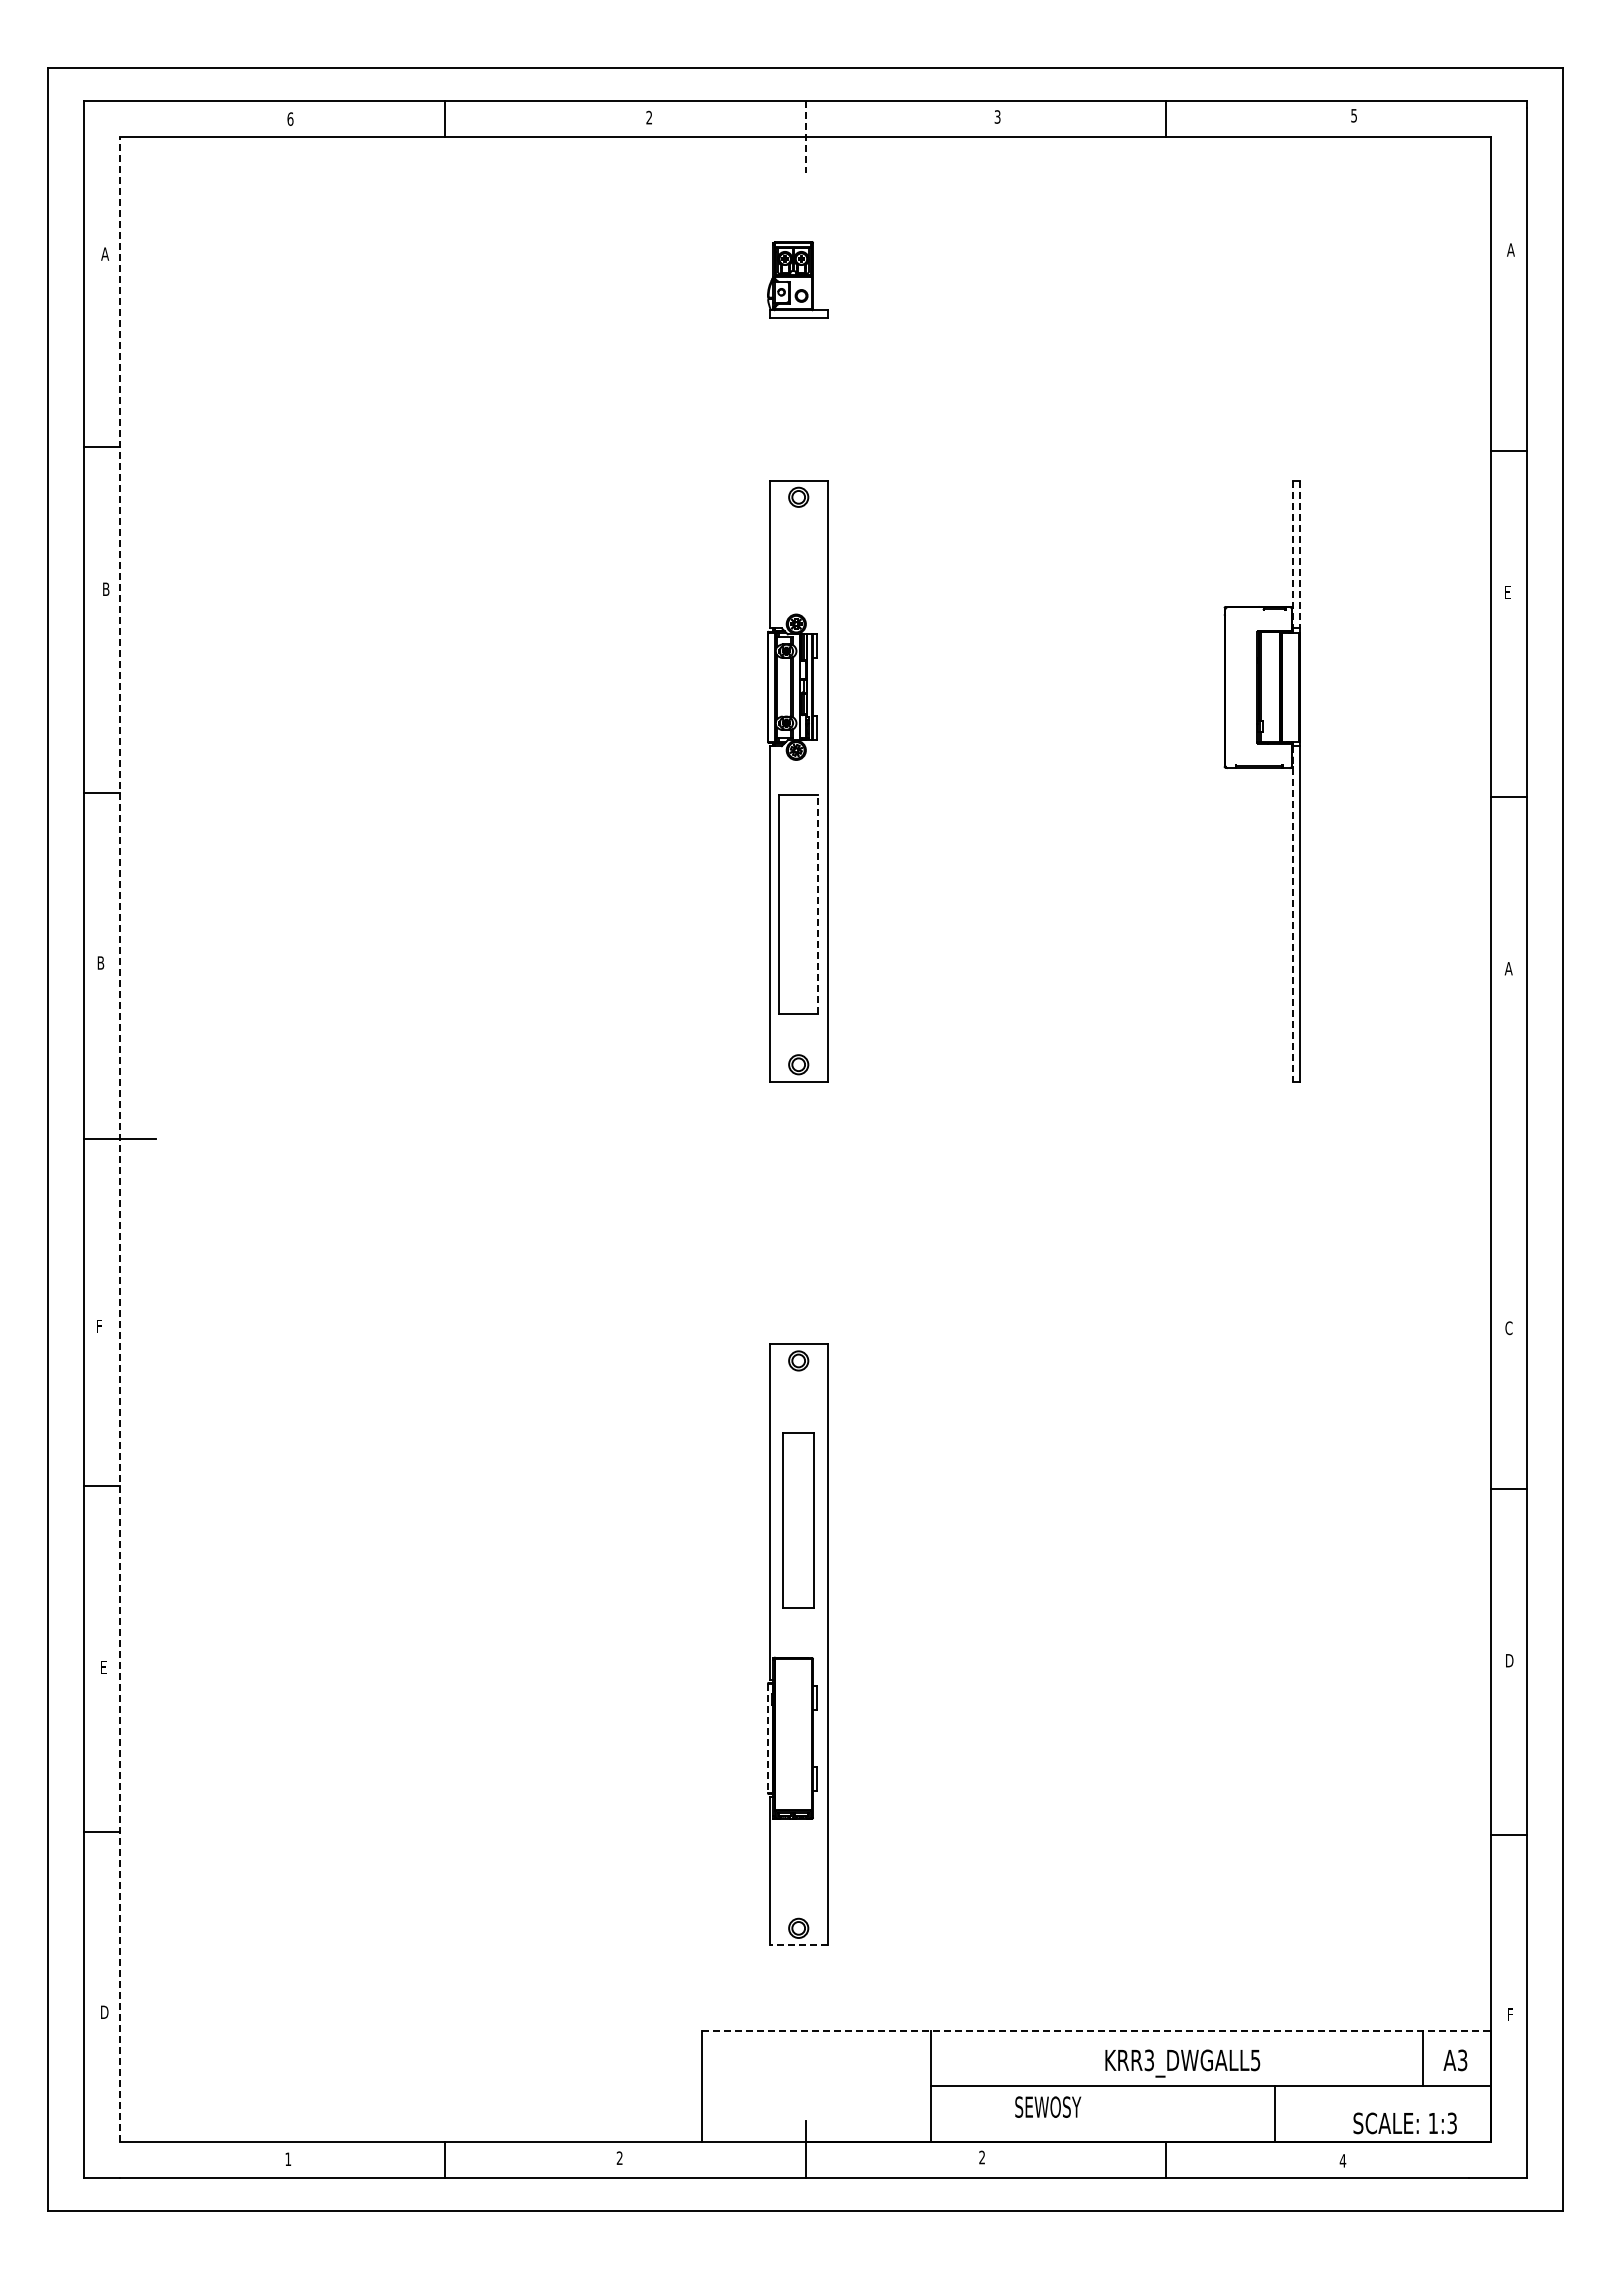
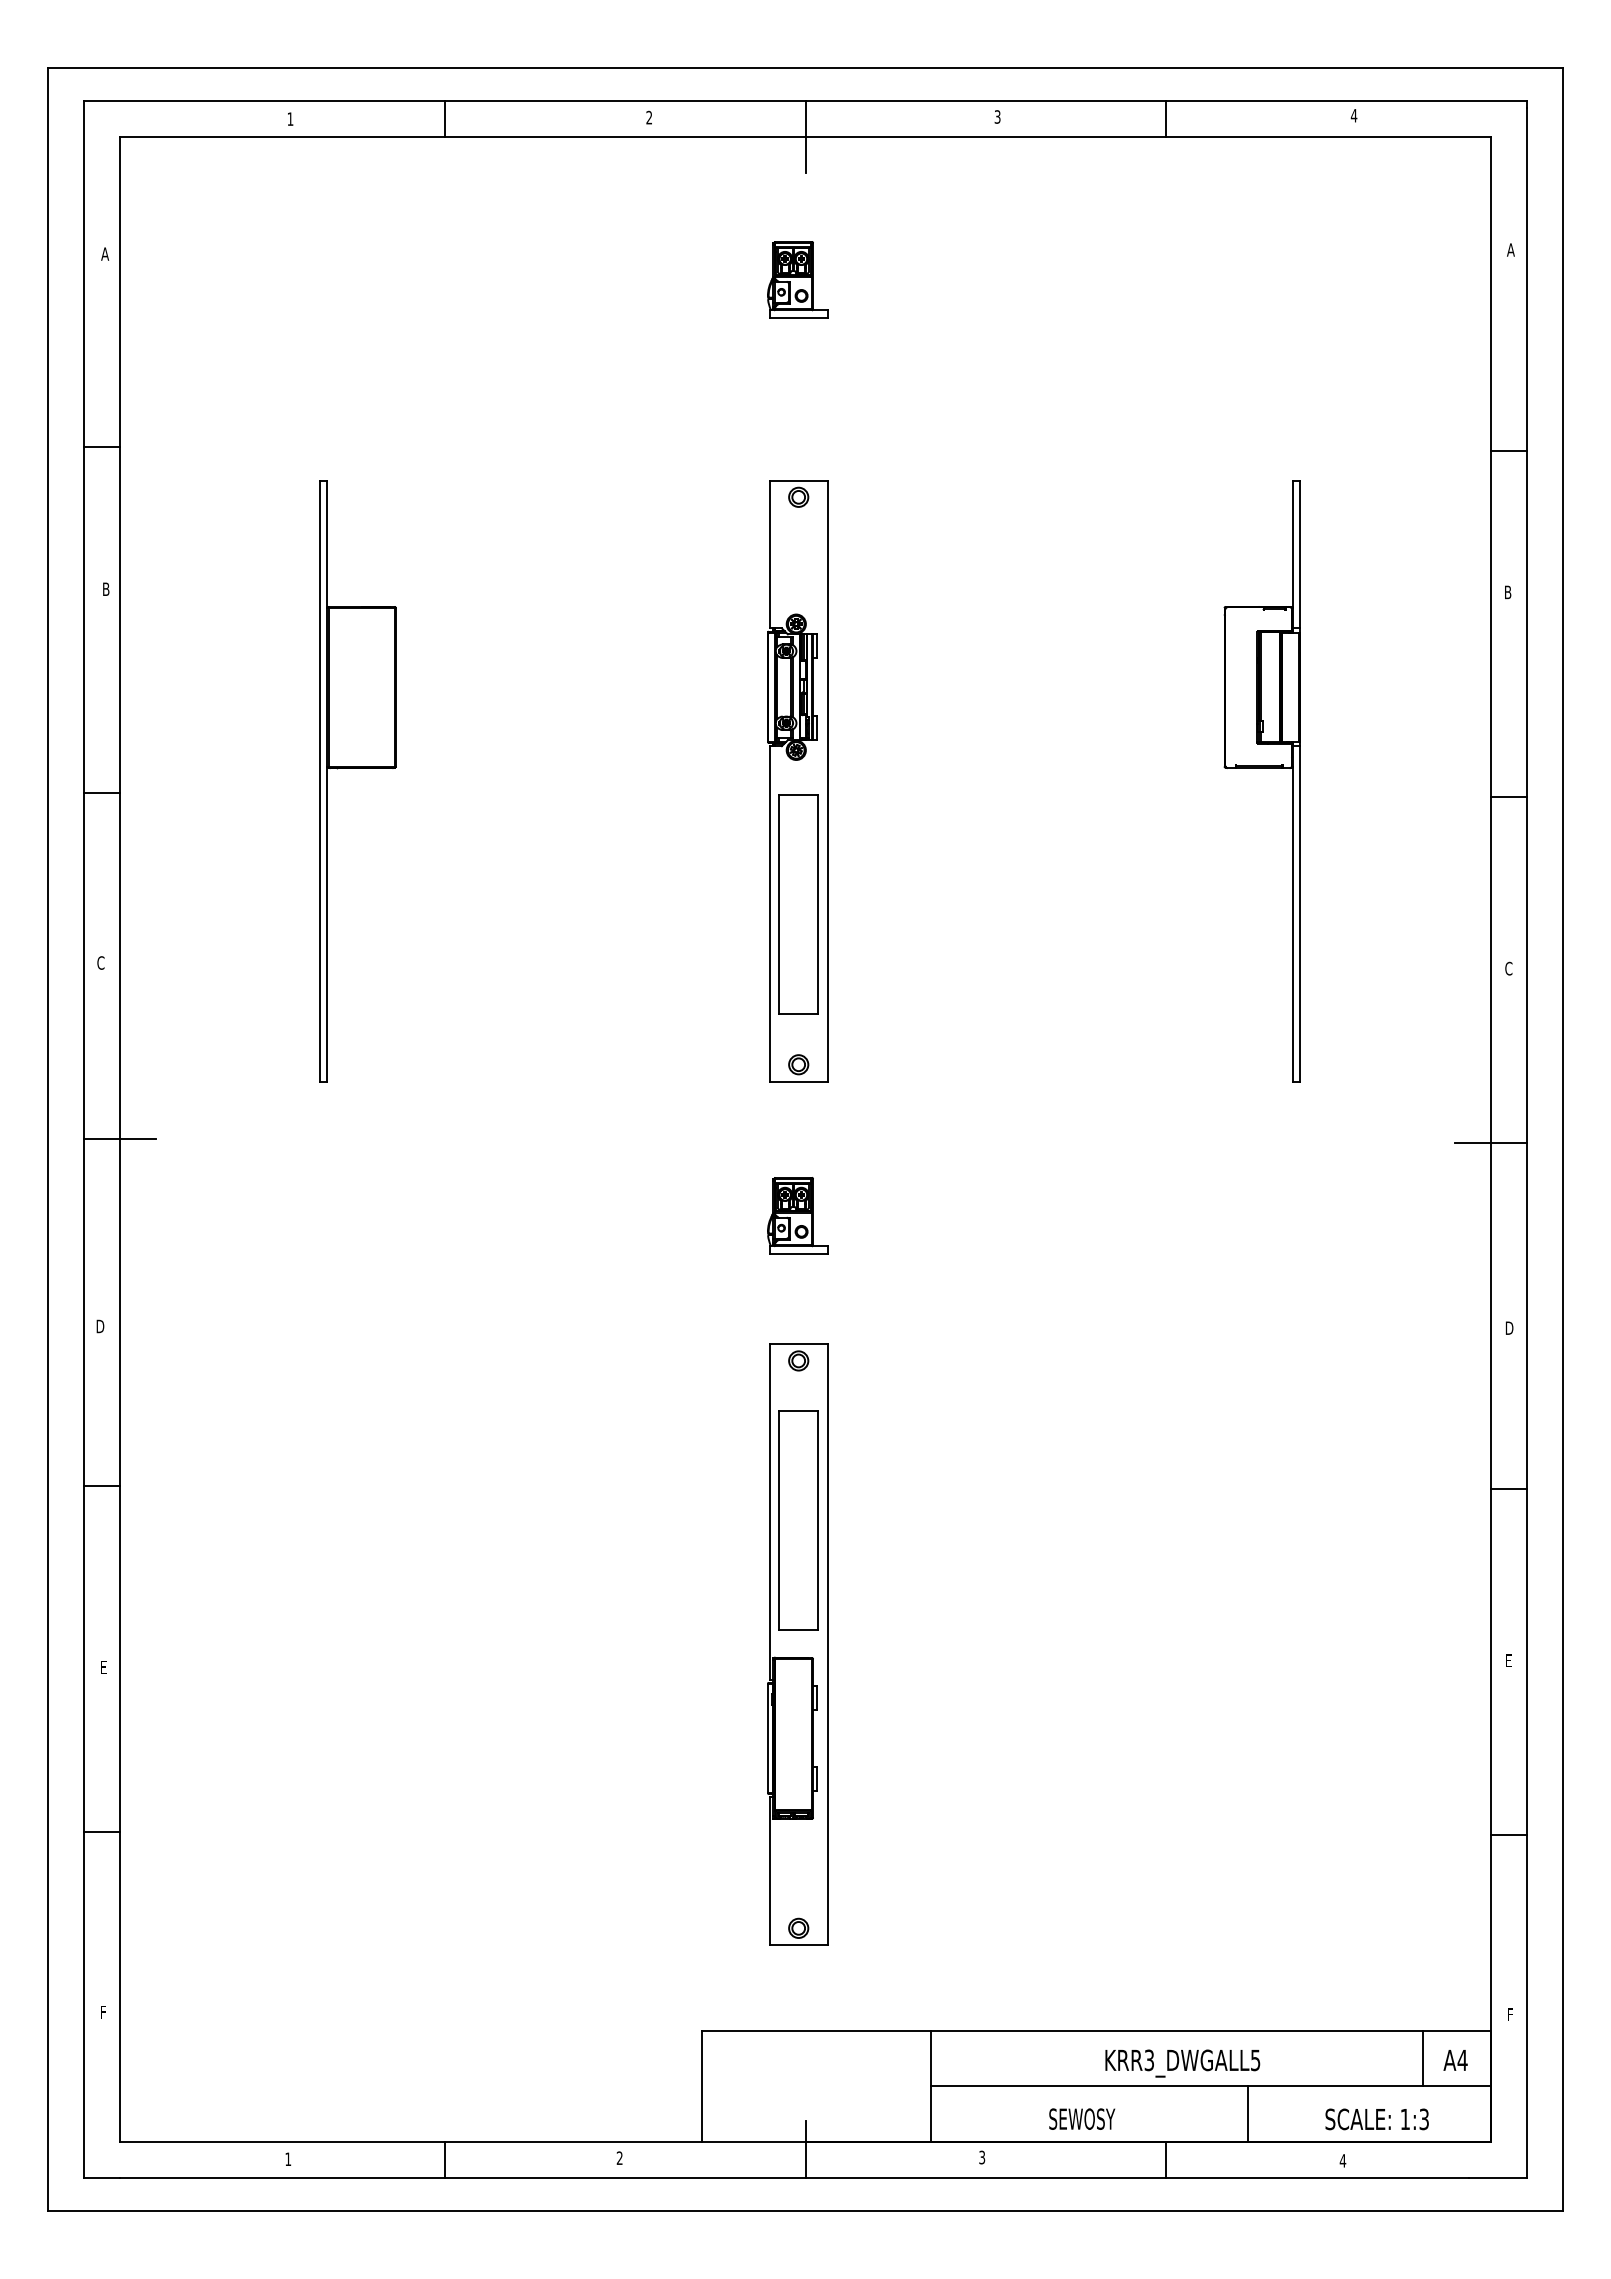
text: 5 -> 4 (1353, 115)
text: 6 -> 1 (290, 118)
line: dashed -> solid (805, 137)
line: dashed -> solid (1293, 554)
line: dashed -> solid (1300, 554)
text: E -> B (1508, 592)
part: none -> present (357, 768)
line: dashed -> solid (817, 904)
line: dashed -> solid (1293, 913)
text: B -> C (100, 962)
text: A -> C (1508, 968)
line: dashed -> solid (120, 1139)
line: none -> present (1490, 1142)
part: none -> present (797, 1215)
text: F -> D (100, 1326)
text: C -> D (1509, 1328)
part size: 33x177 px -> 41x221 px (798, 1520)
text: D -> E (1509, 1660)
line: dashed -> solid (767, 1738)
line: dashed -> solid (798, 1945)
text: D -> F (104, 2011)
line: dashed -> solid (1096, 2030)
text: A3 -> A4 (1462, 2060)
text position: (1048, 2106) -> (1082, 2118) (1082, 2118)
line position: (1274, 2114) -> (1247, 2114) (1247, 2114)
text position: (1404, 2123) -> (1376, 2119) (1376, 2119)
text: 2 -> 3 (982, 2157)
